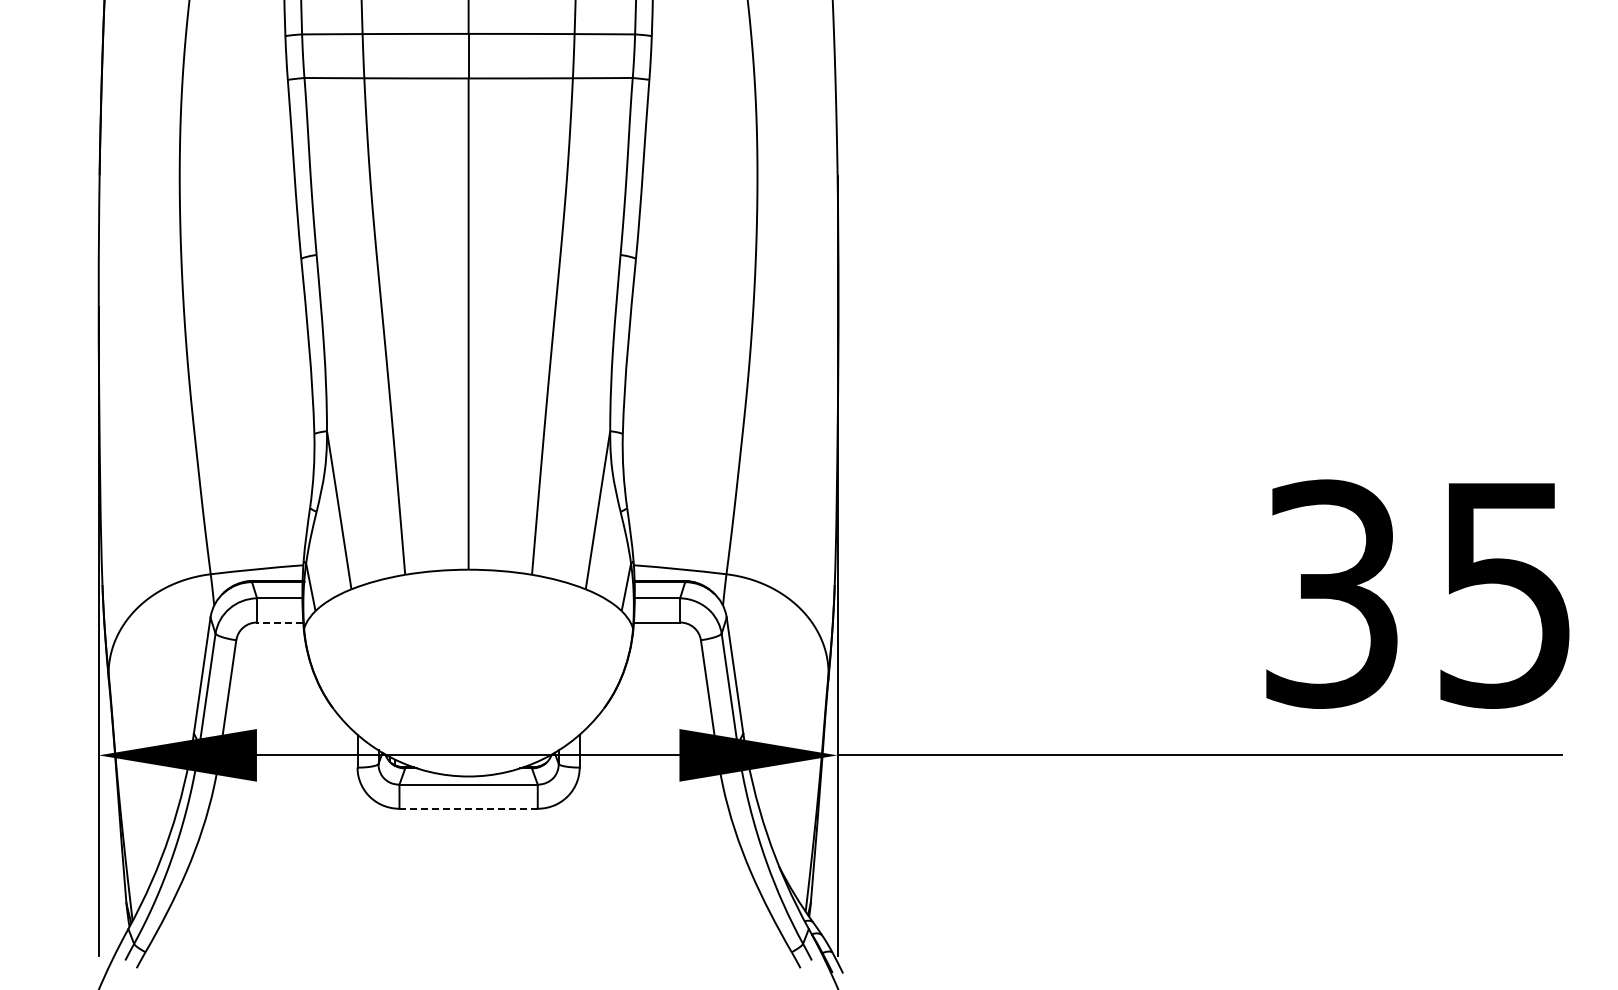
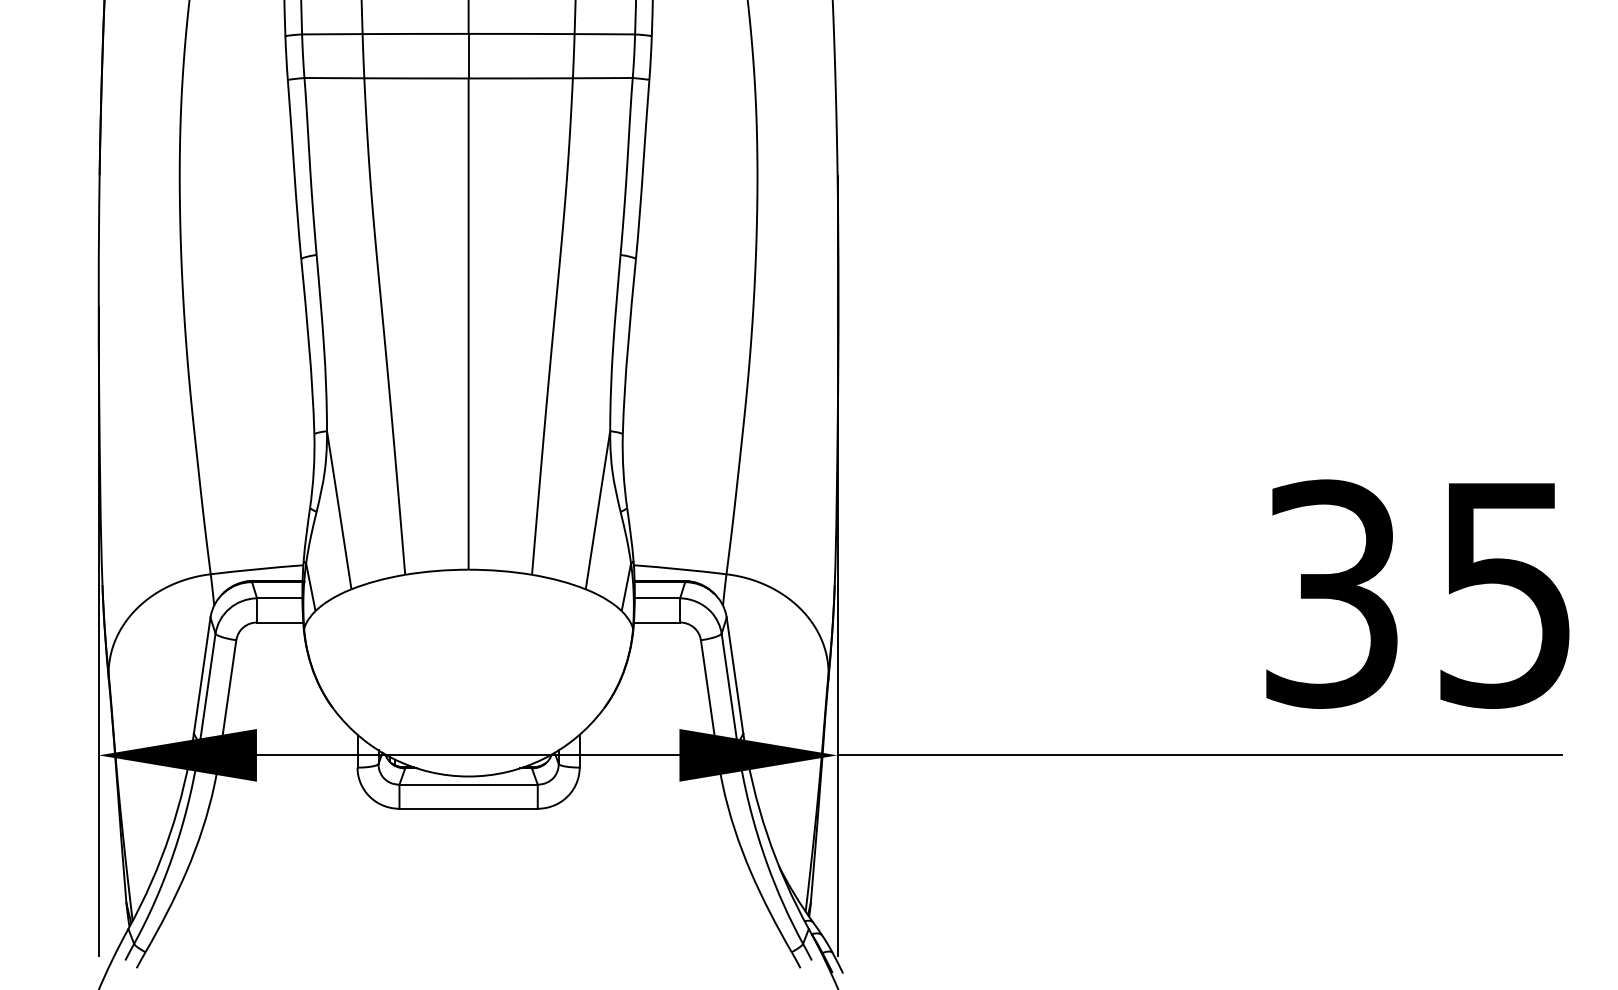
line: dashed -> solid (279, 622)
line: dashed -> solid (469, 808)
